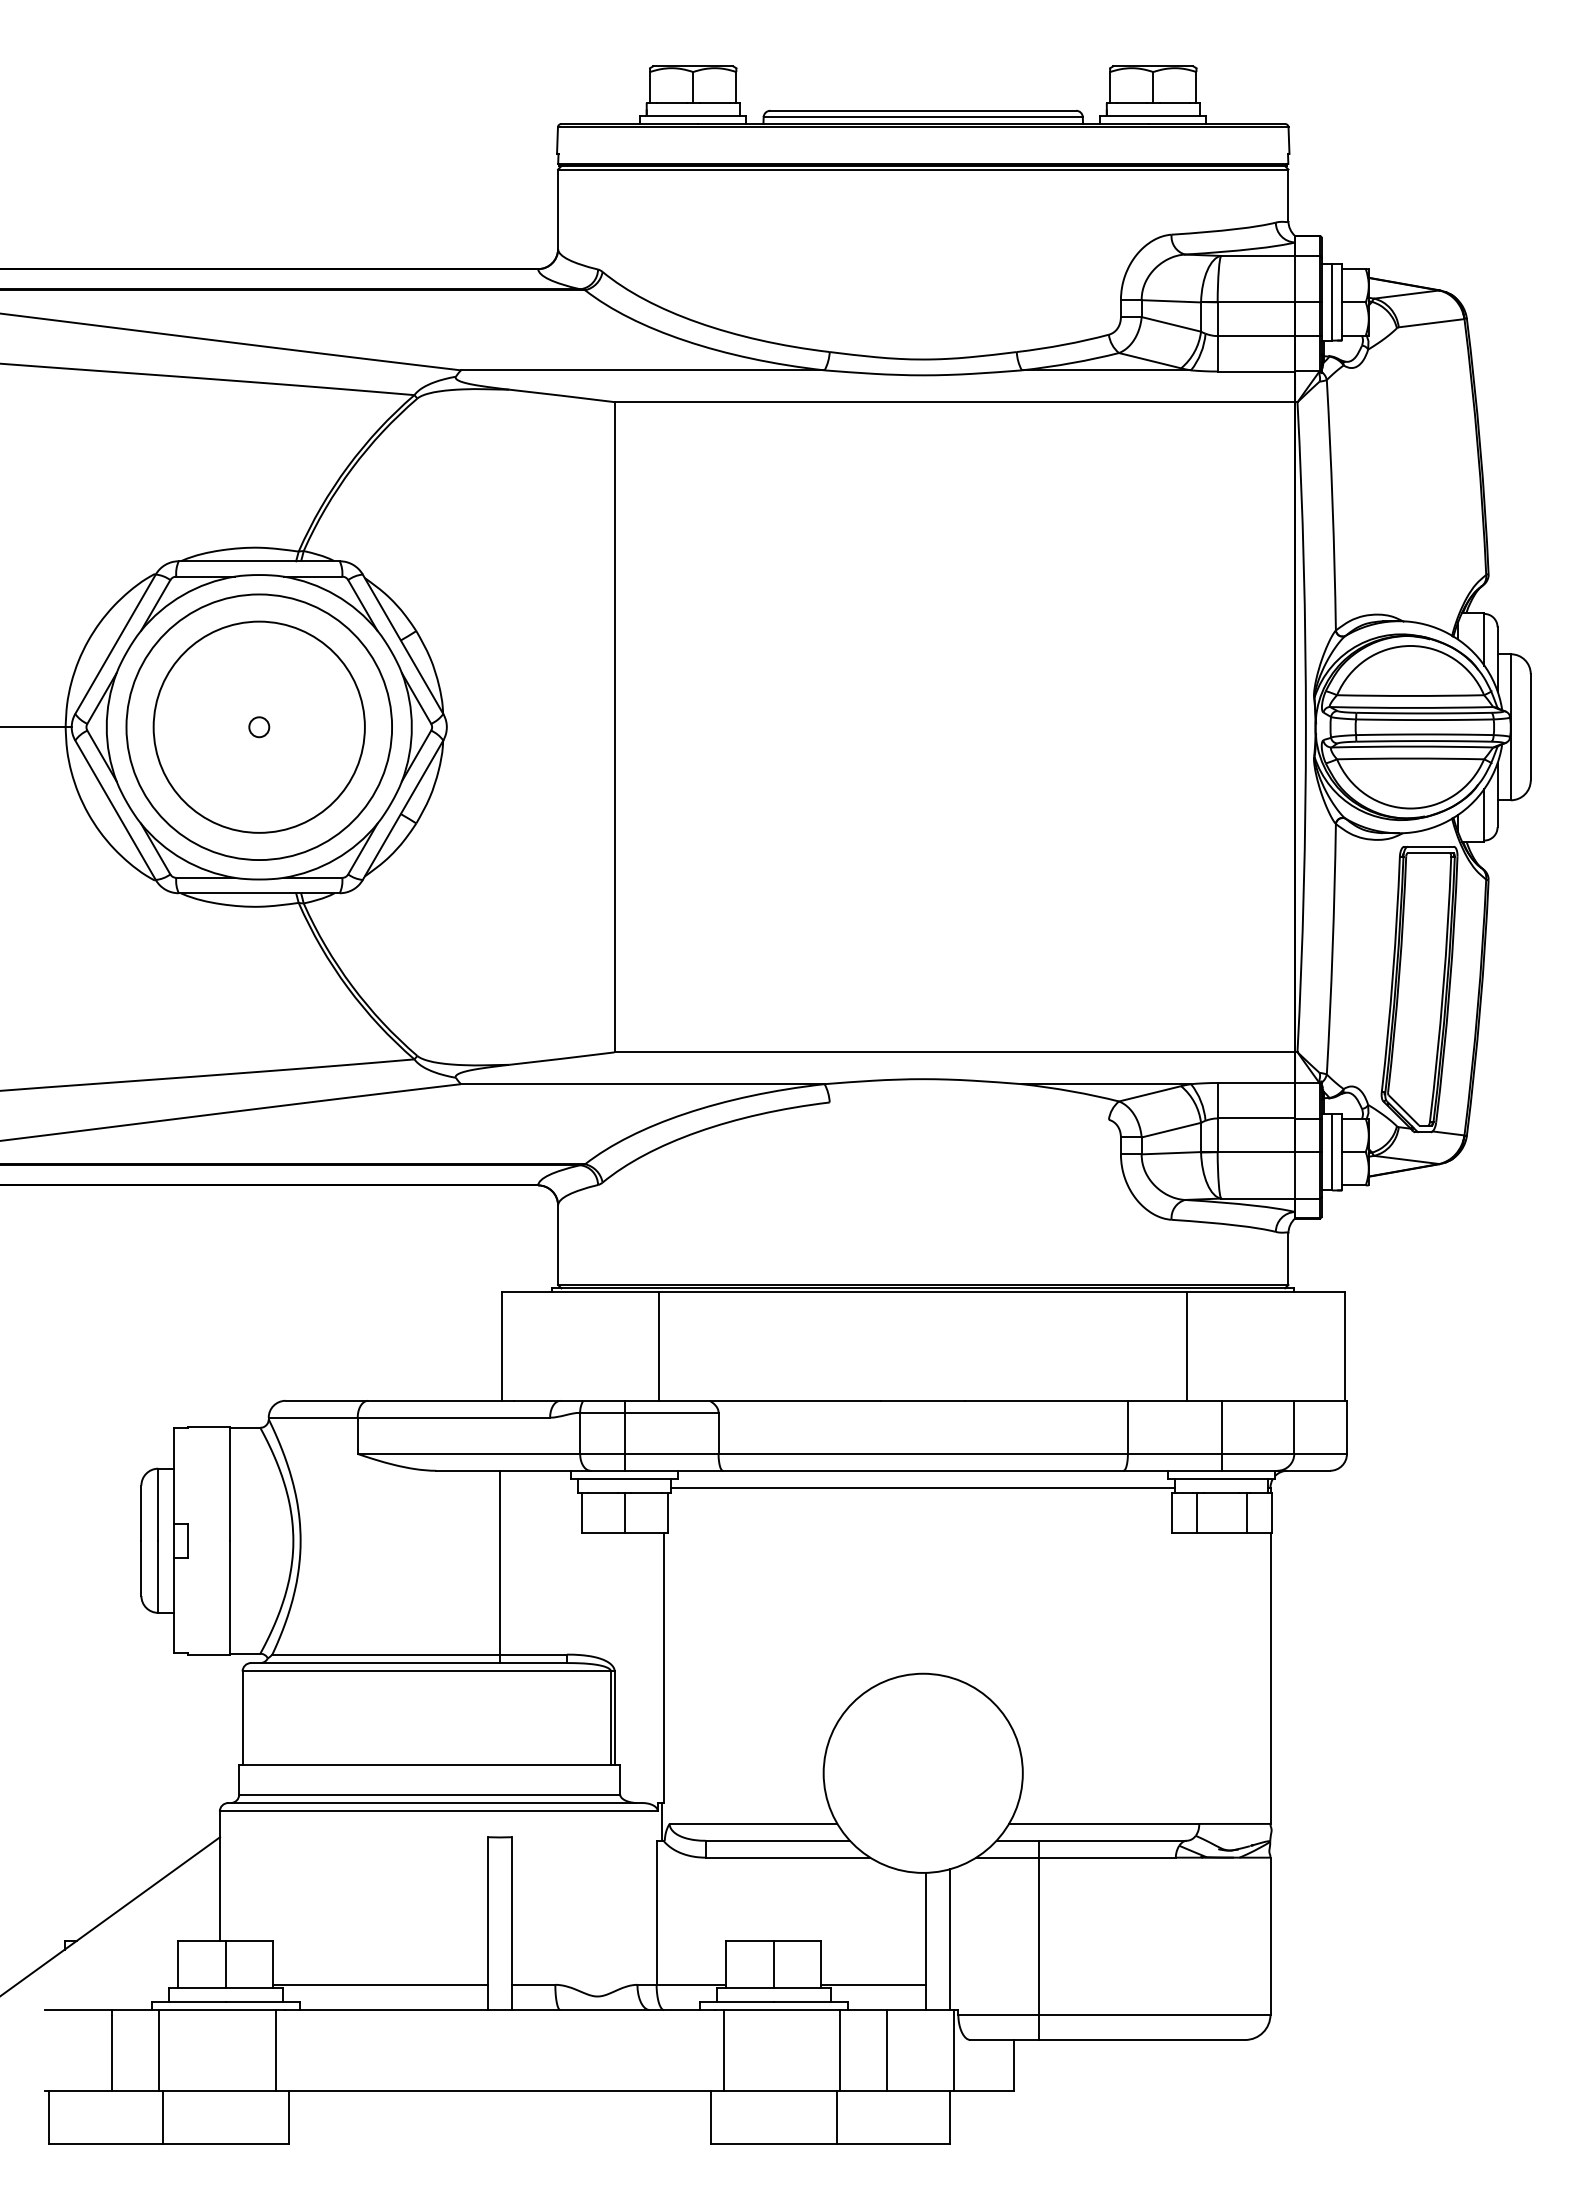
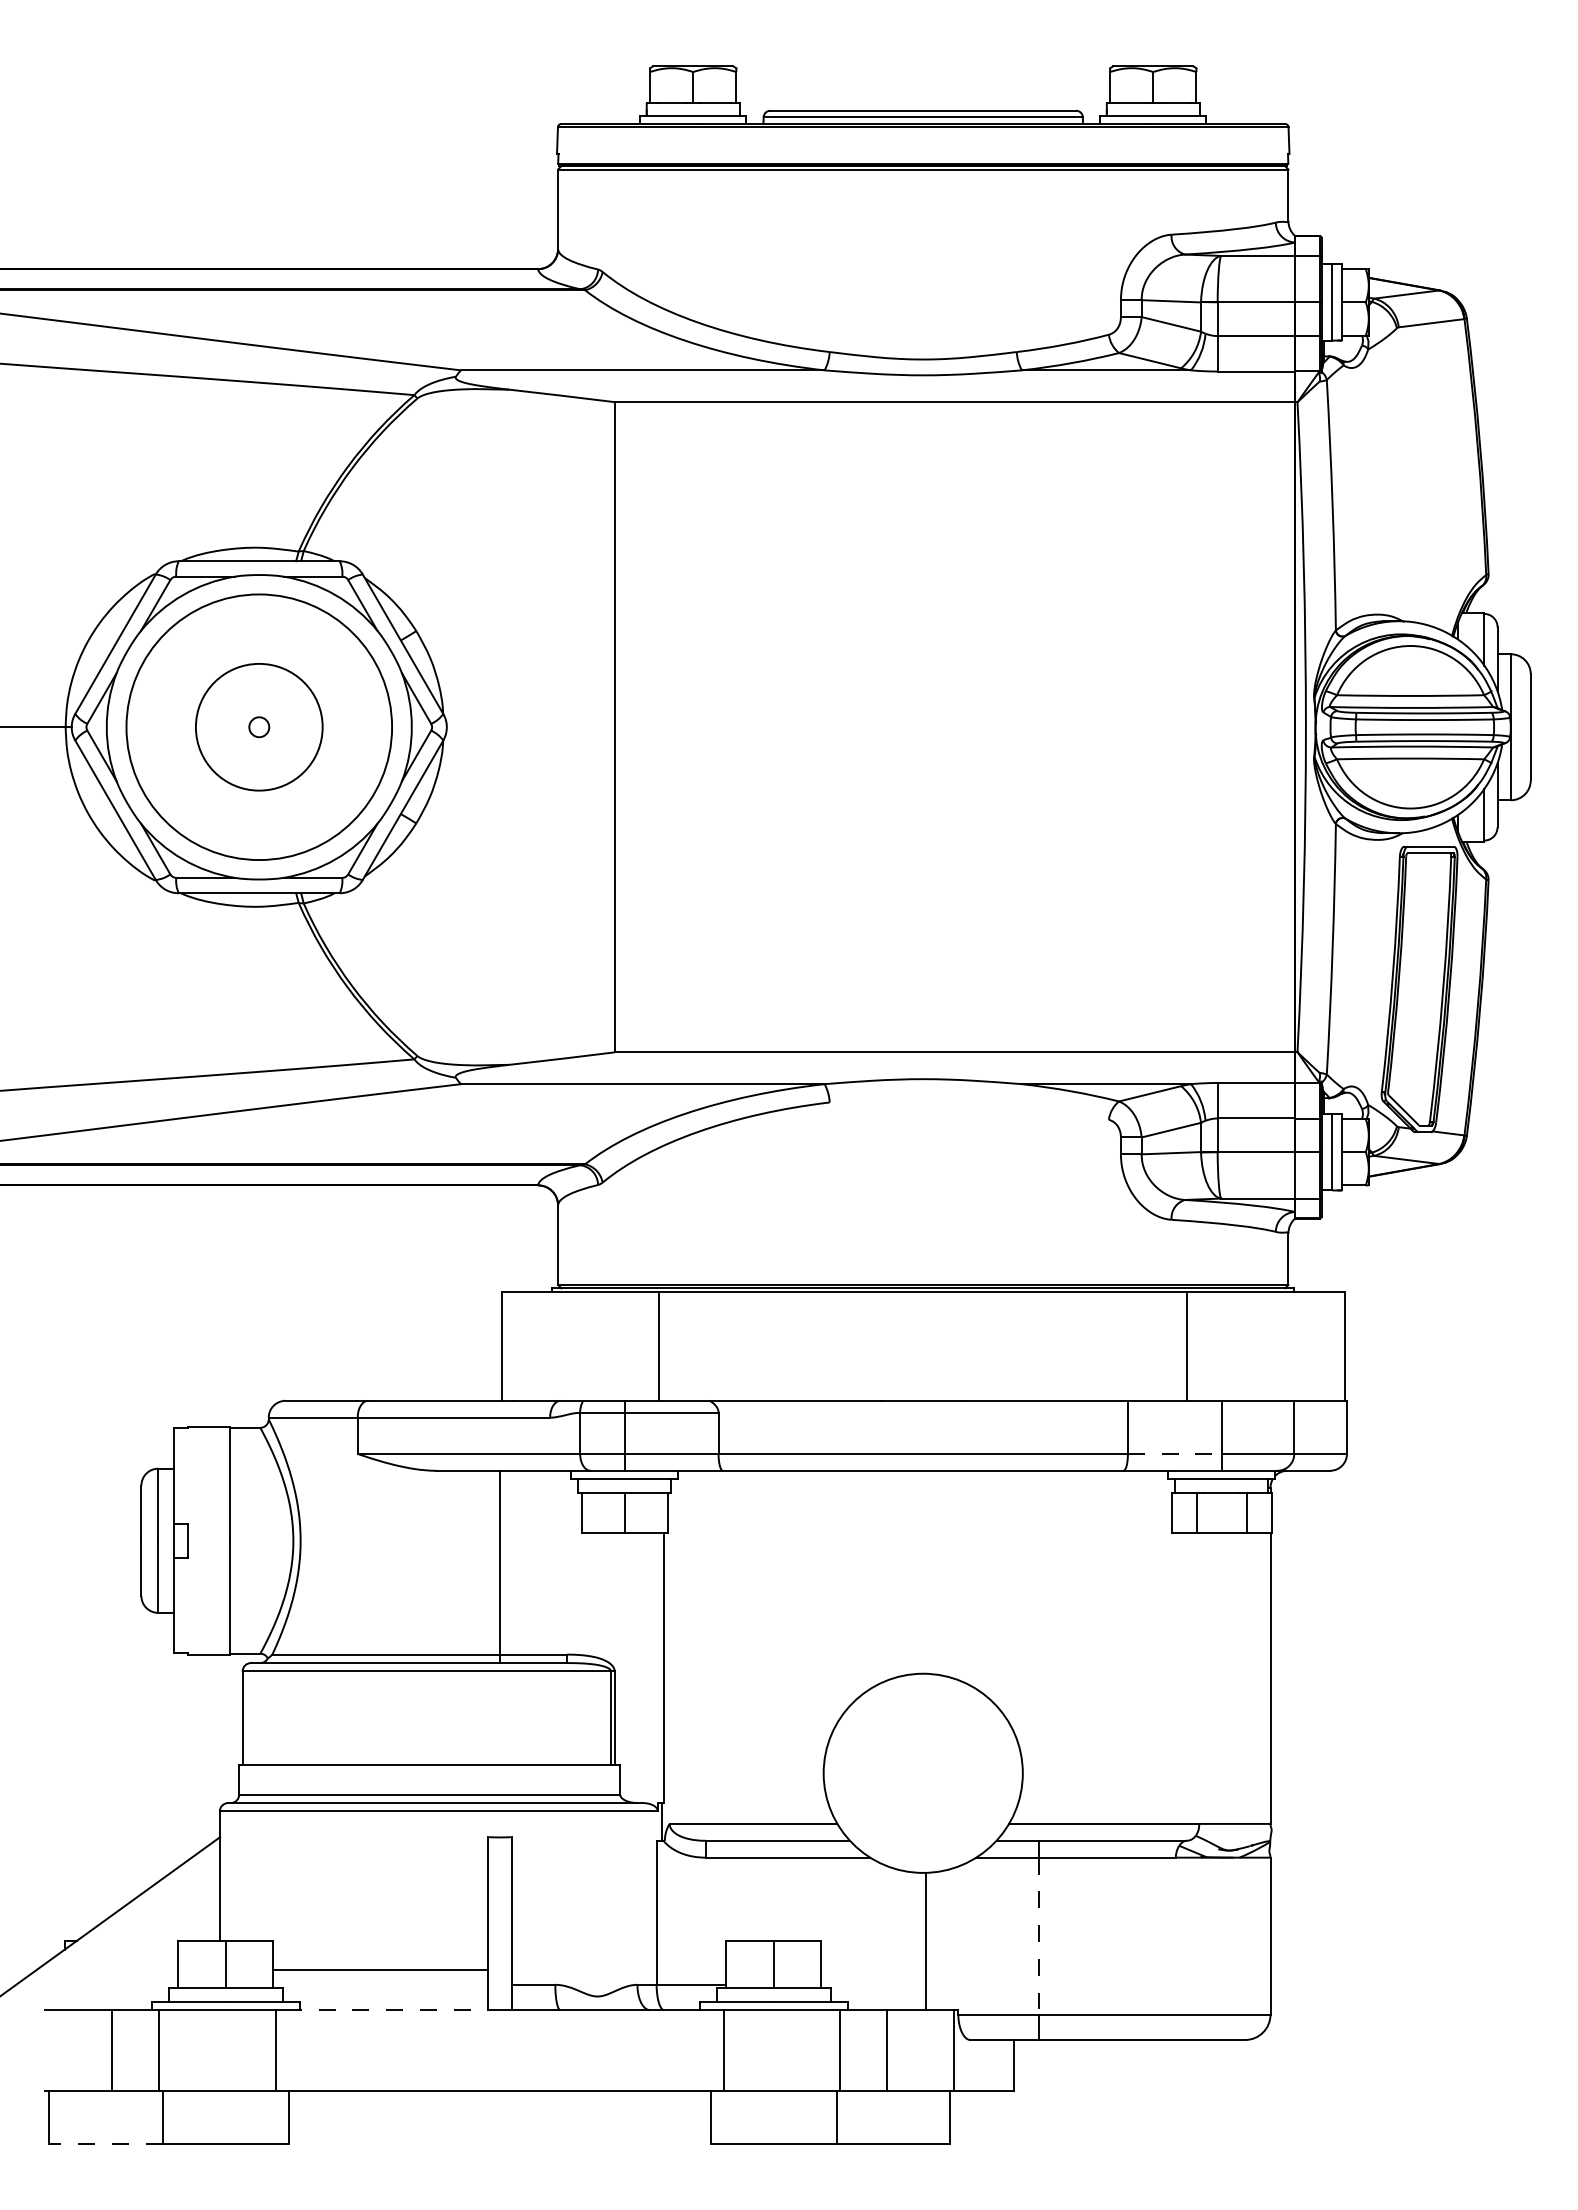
circle diameter: 211 px -> 127 px (258, 726)
line: solid -> dashed (1174, 1453)
line: present -> none (923, 1487)
line: solid -> dashed (1038, 1936)
line: present -> none (949, 1939)
line position: (380, 1984) -> (380, 1969) (380, 1969)
line: present -> none (873, 1984)
line: solid -> dashed (387, 2010)
line: solid -> dashed (105, 2143)
